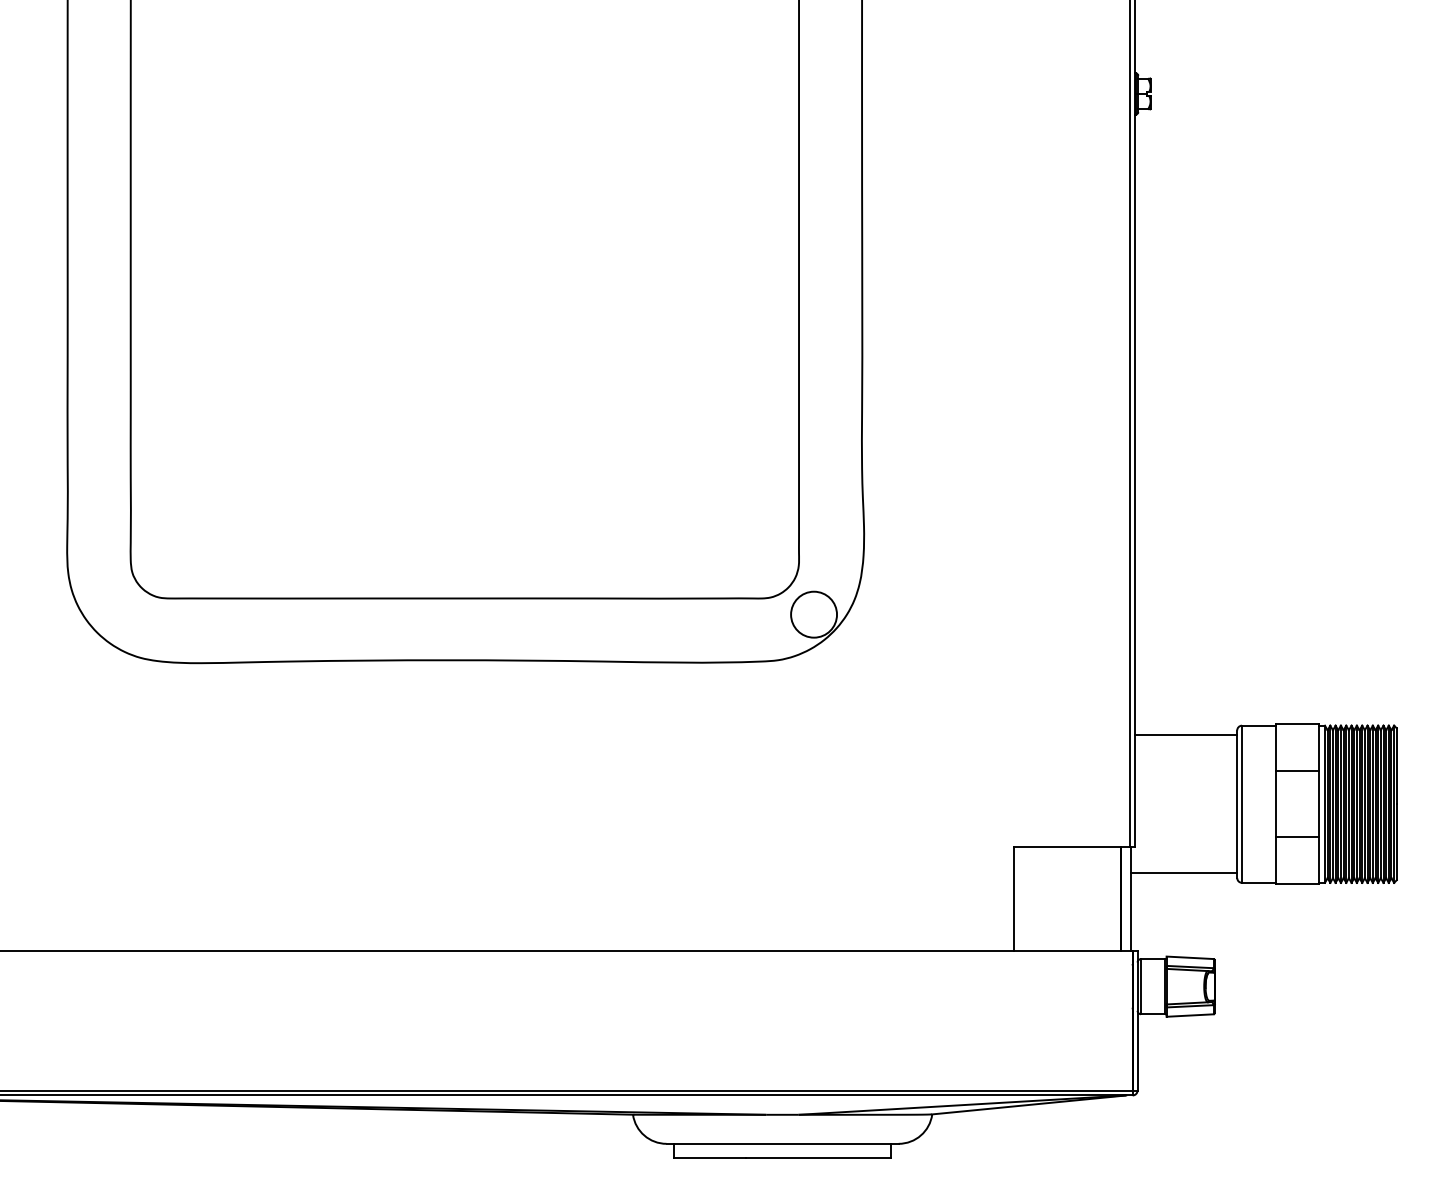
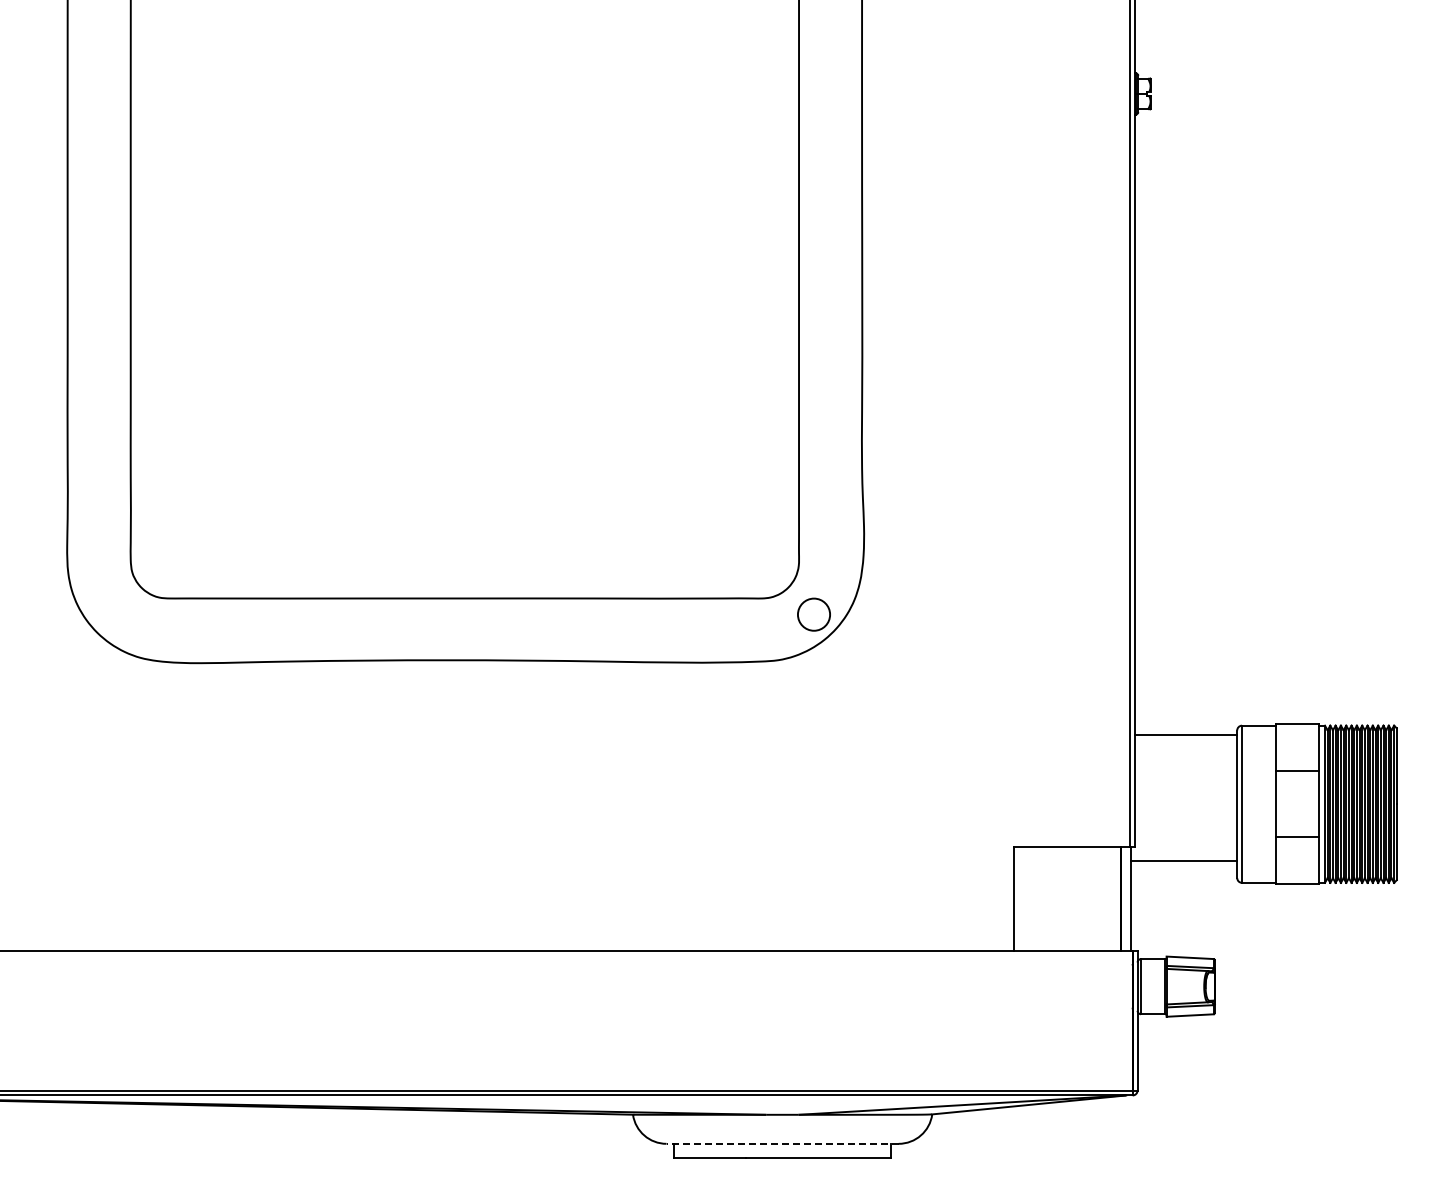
circle diameter: 46 px -> 32 px (813, 614)
line position: (1183, 873) -> (1183, 861) (1183, 861)
line: solid -> dashed (782, 1143)
